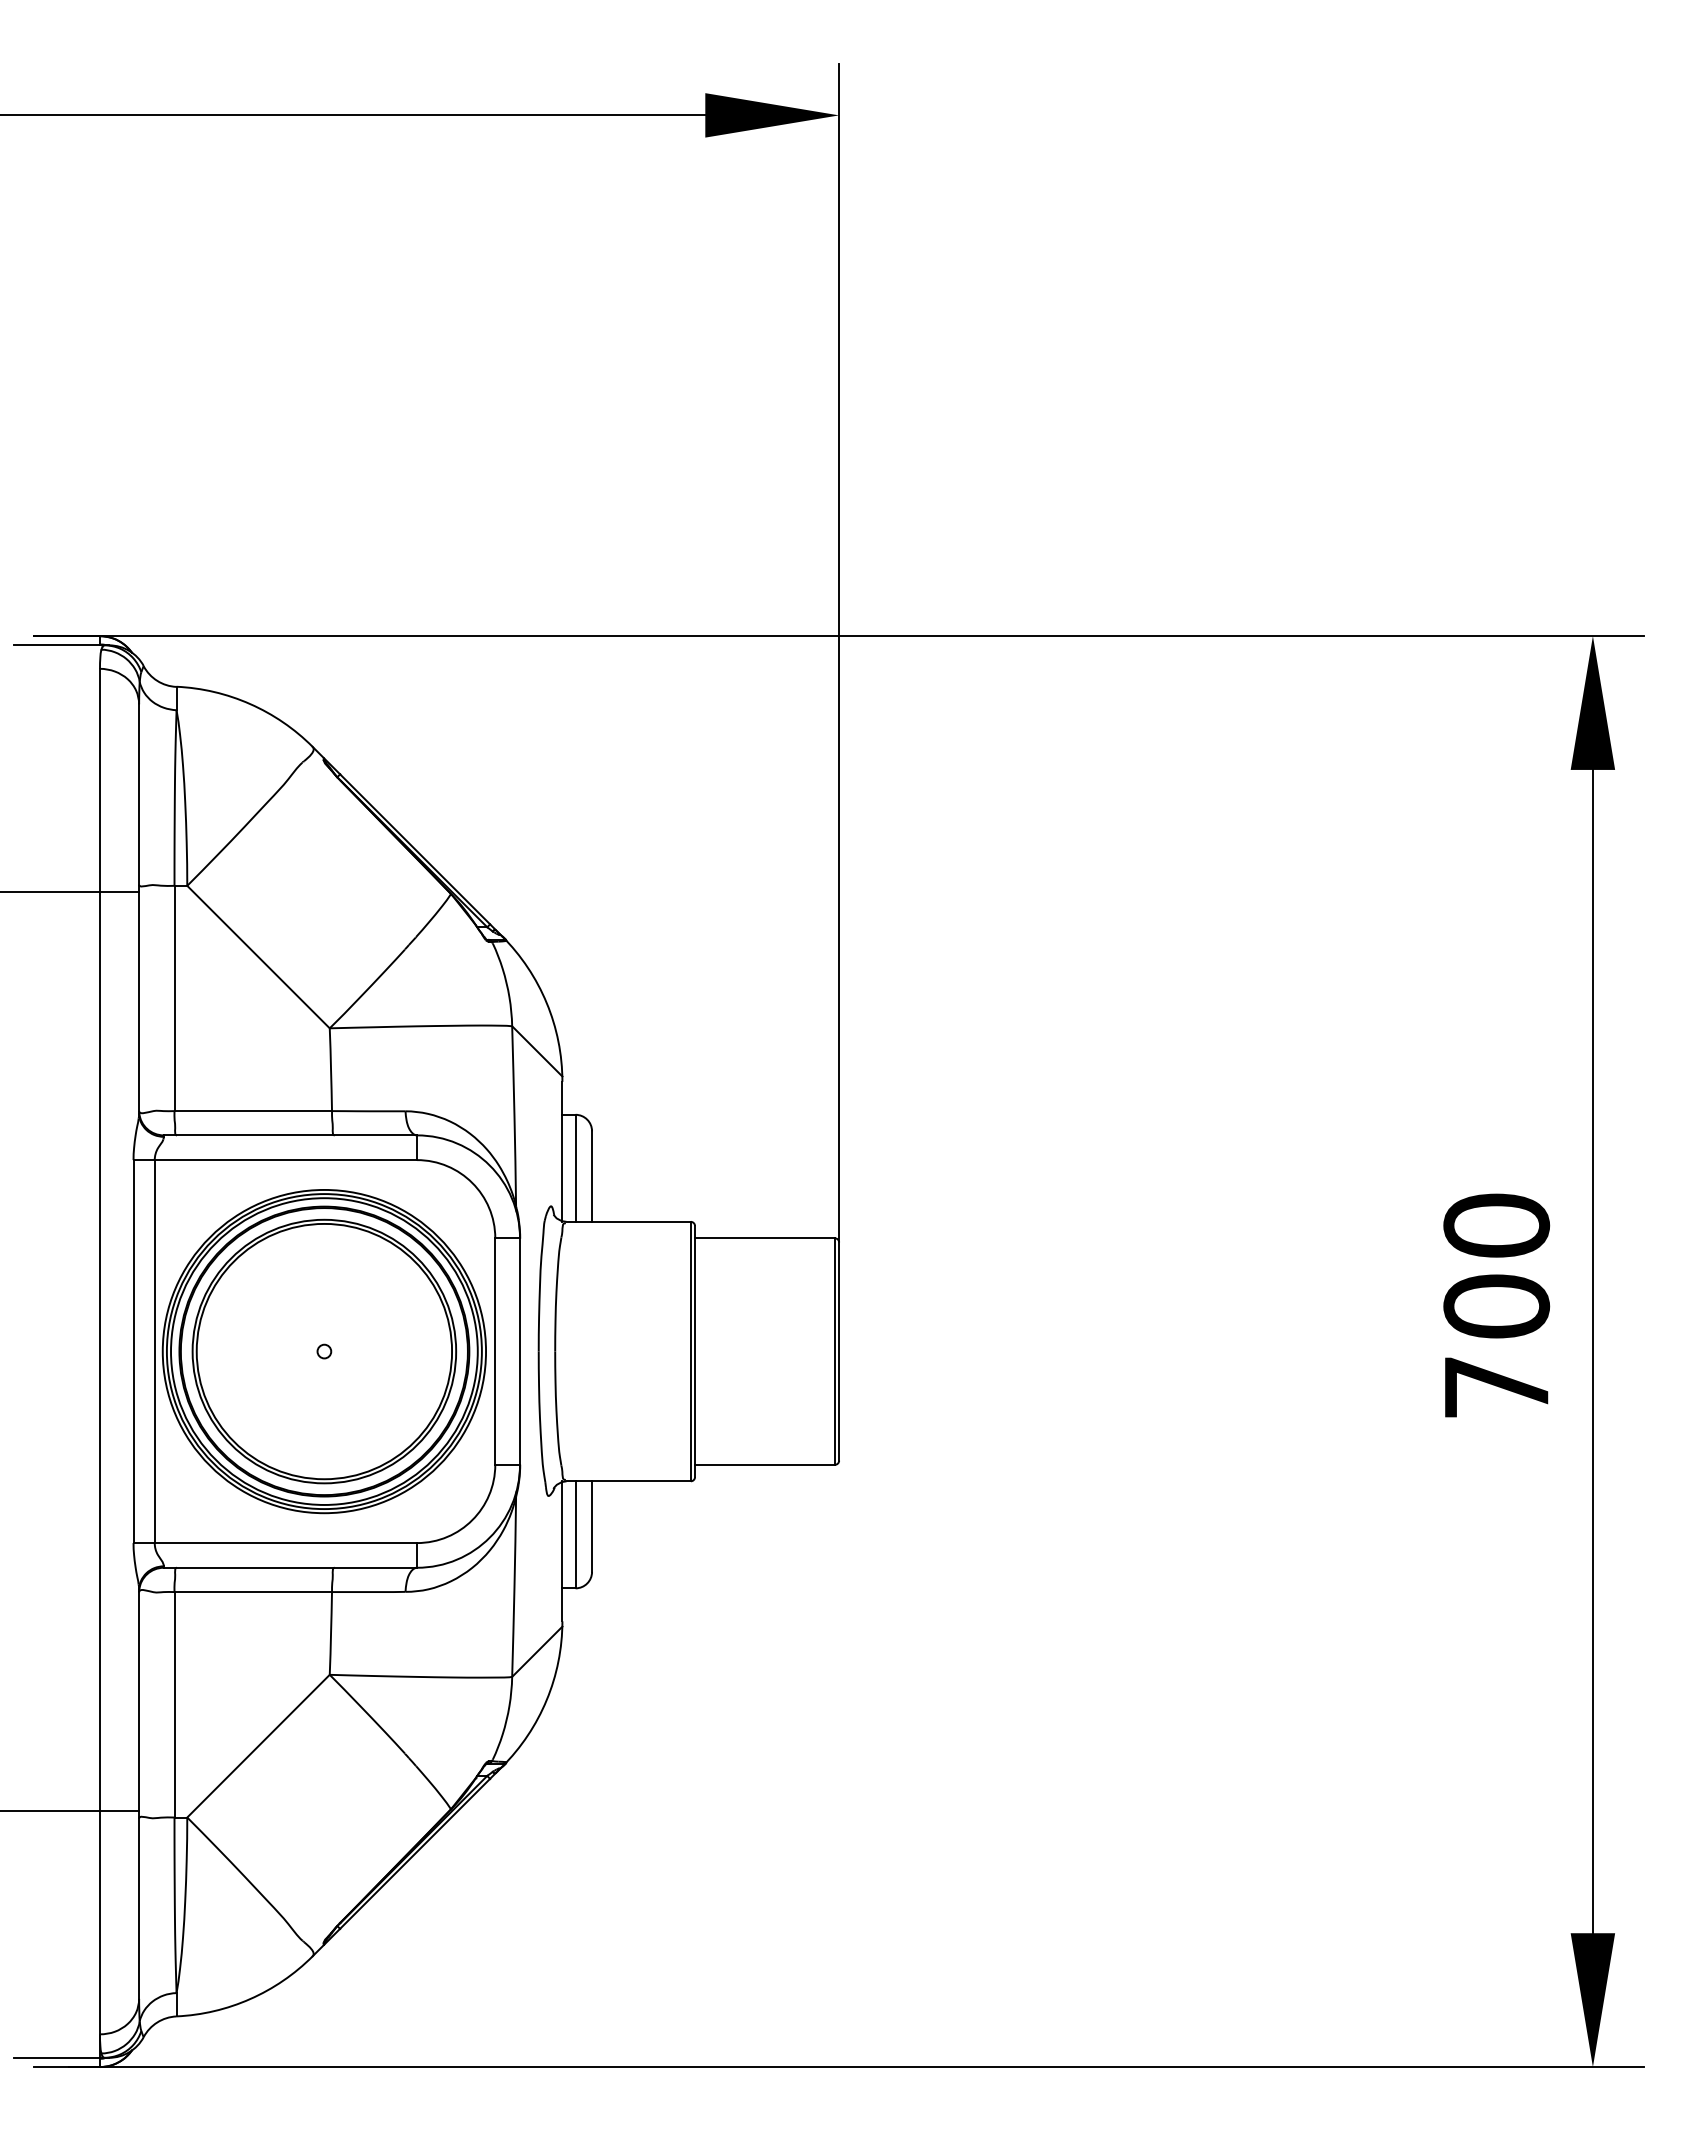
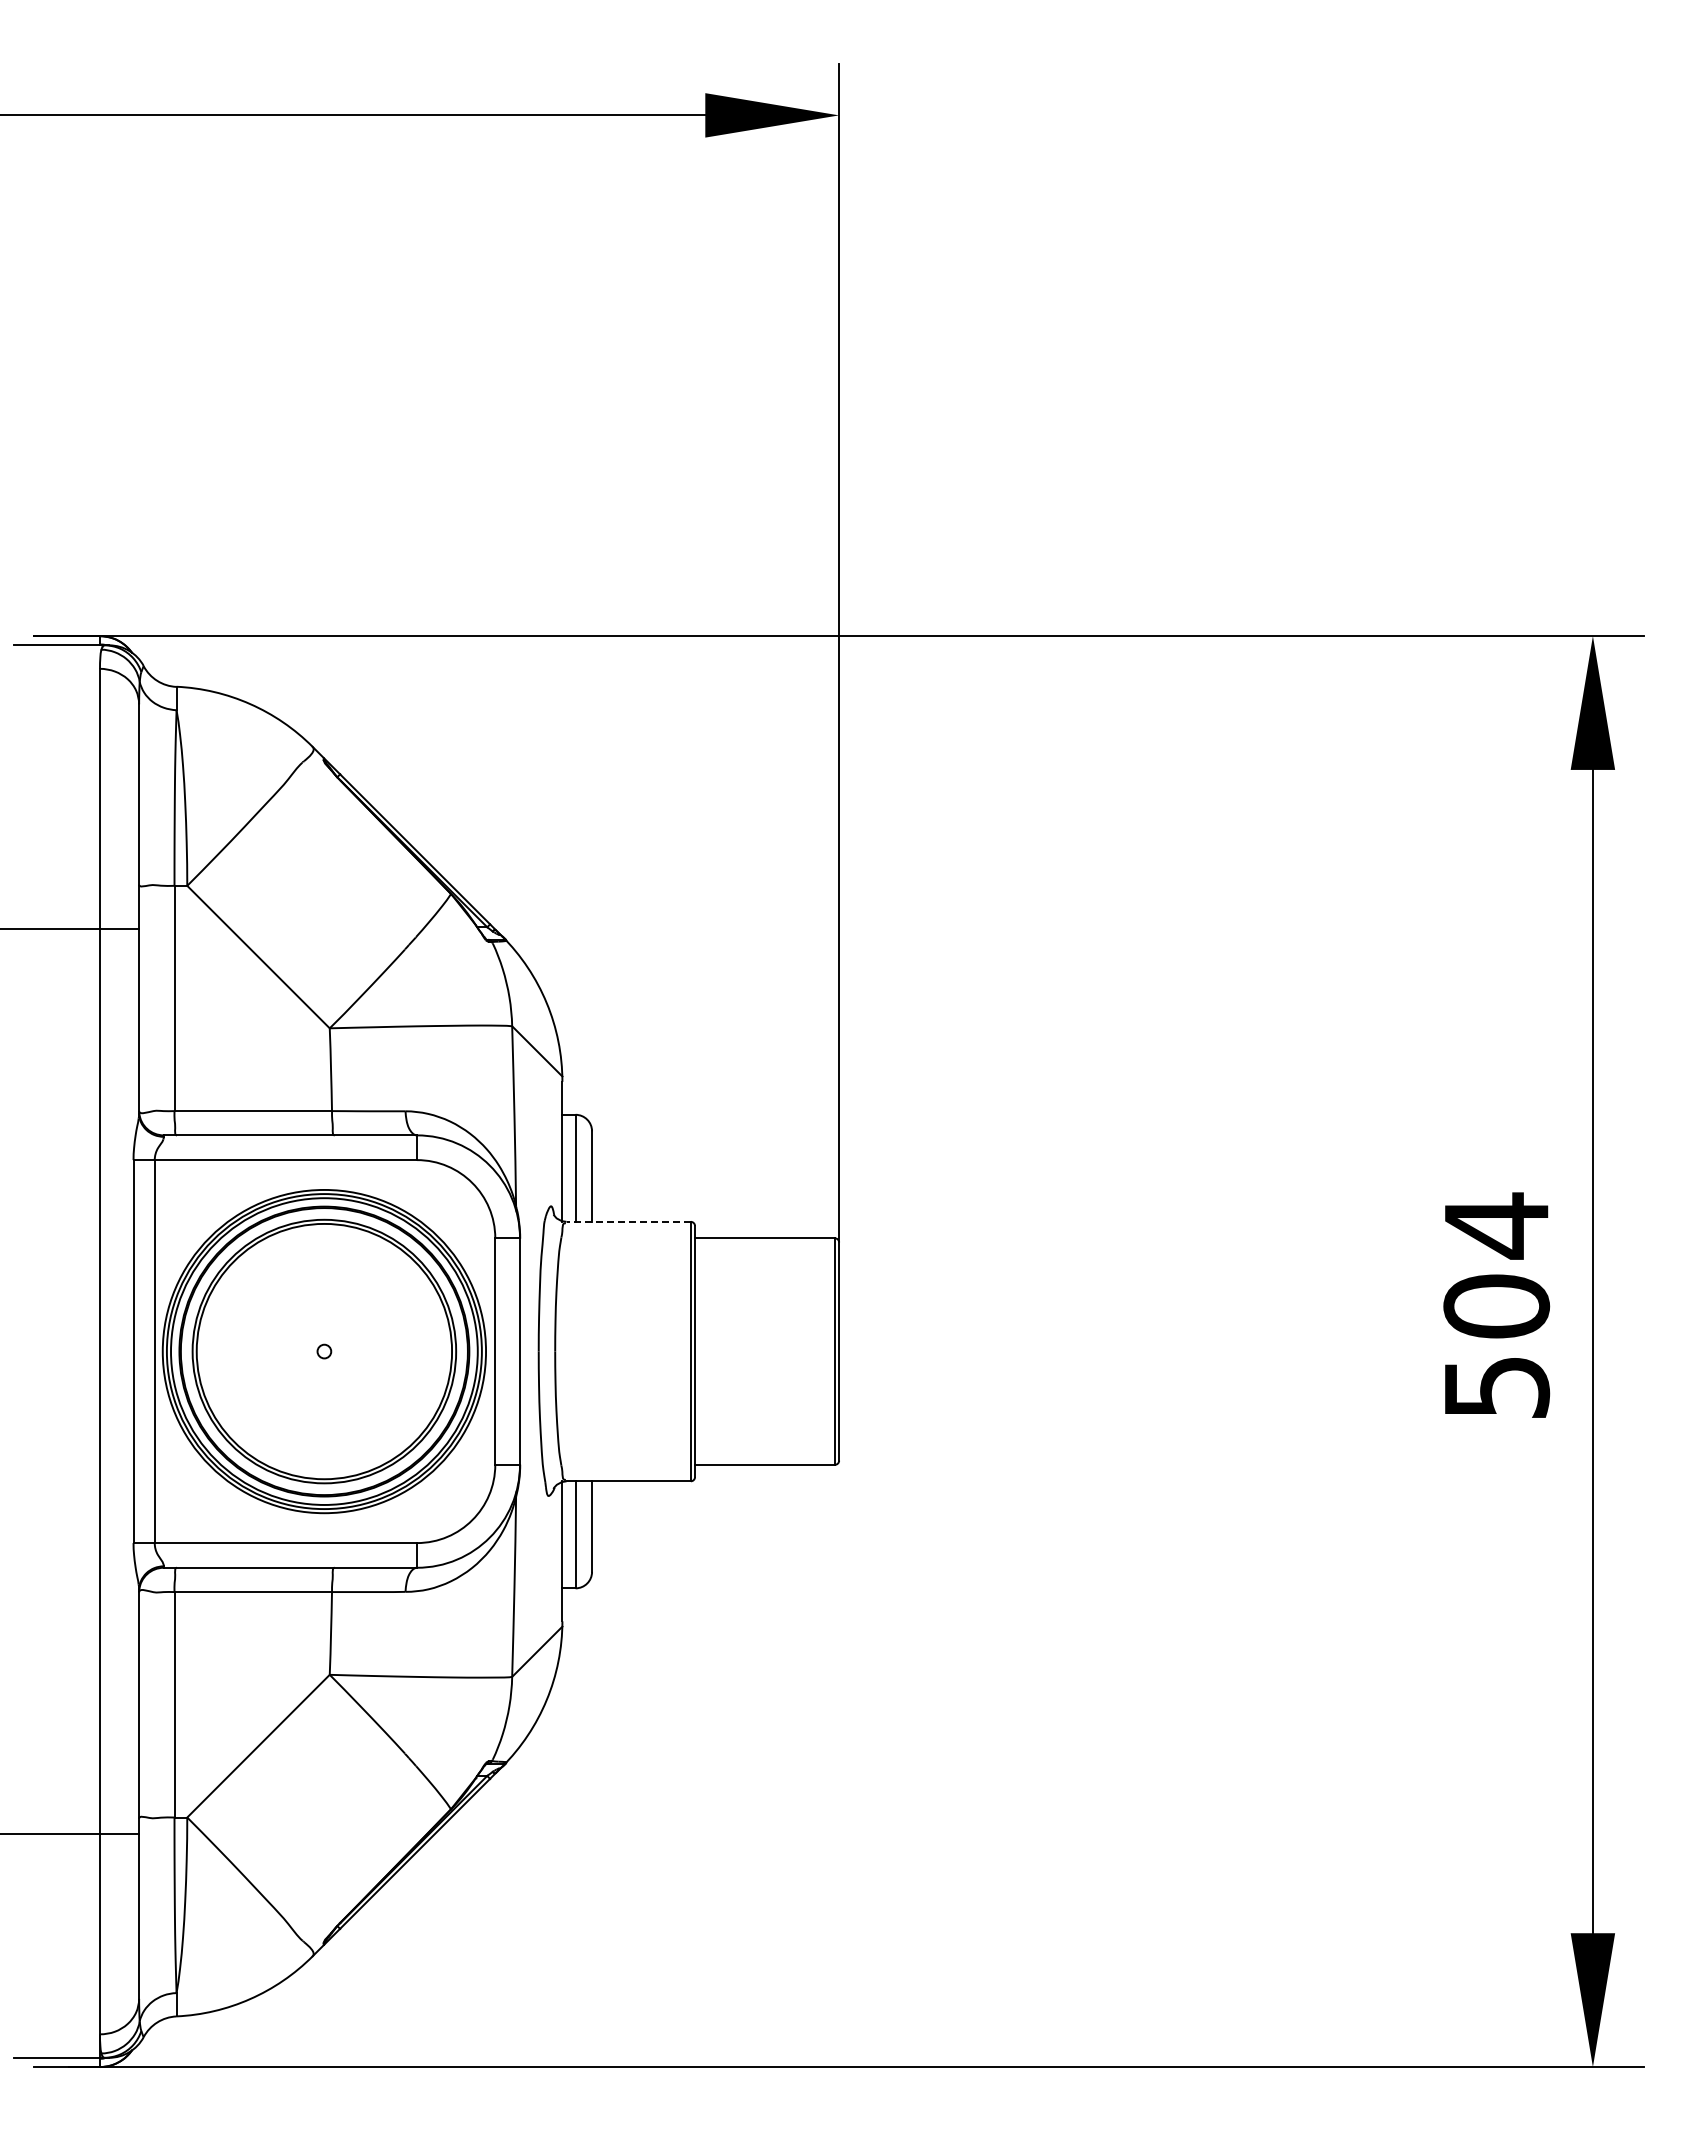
line position: (70, 892) -> (70, 929) (70, 929)
line: solid -> dashed (628, 1221)
text: 700 -> 504 (1496, 1304)
line position: (70, 1810) -> (70, 1833) (70, 1833)
